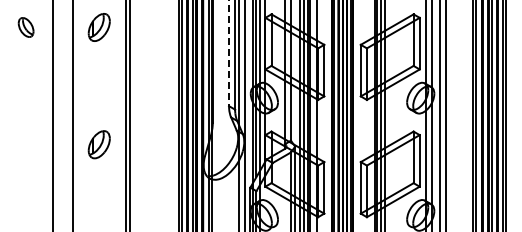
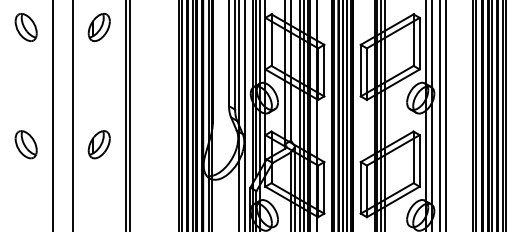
part size: 18x21 px -> 24x29 px (25, 27)
line: dashed -> solid (229, 53)
part: none -> present (25, 144)
